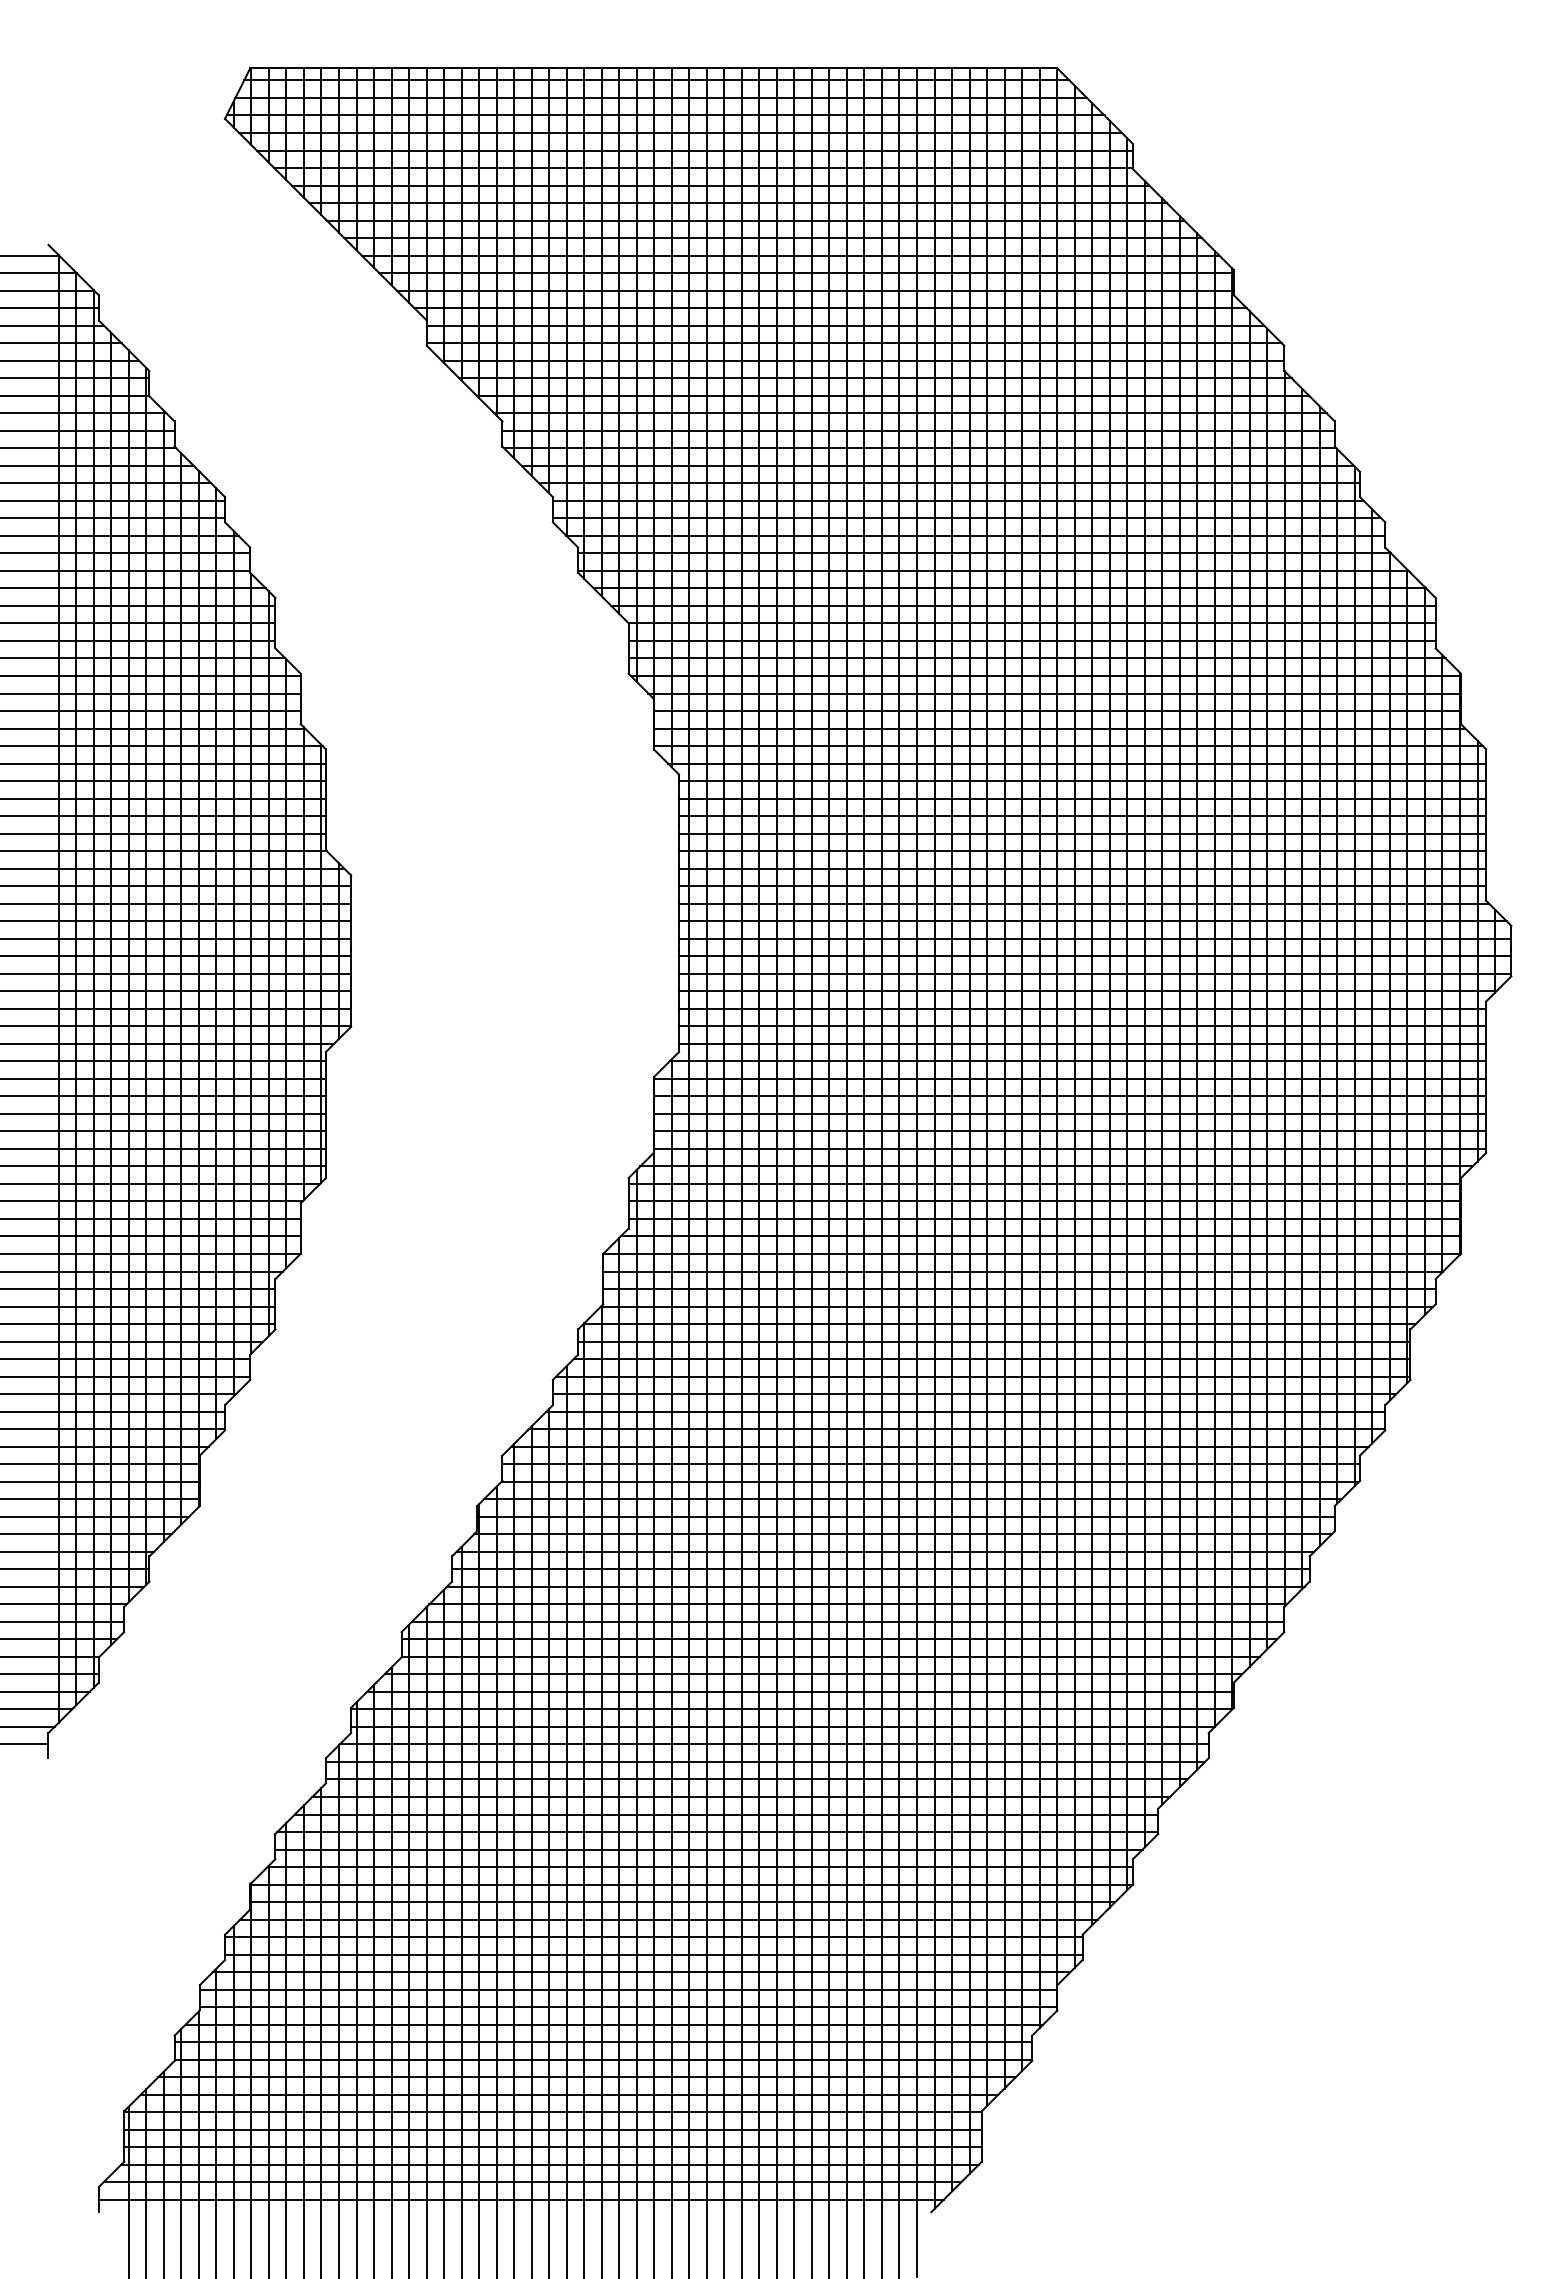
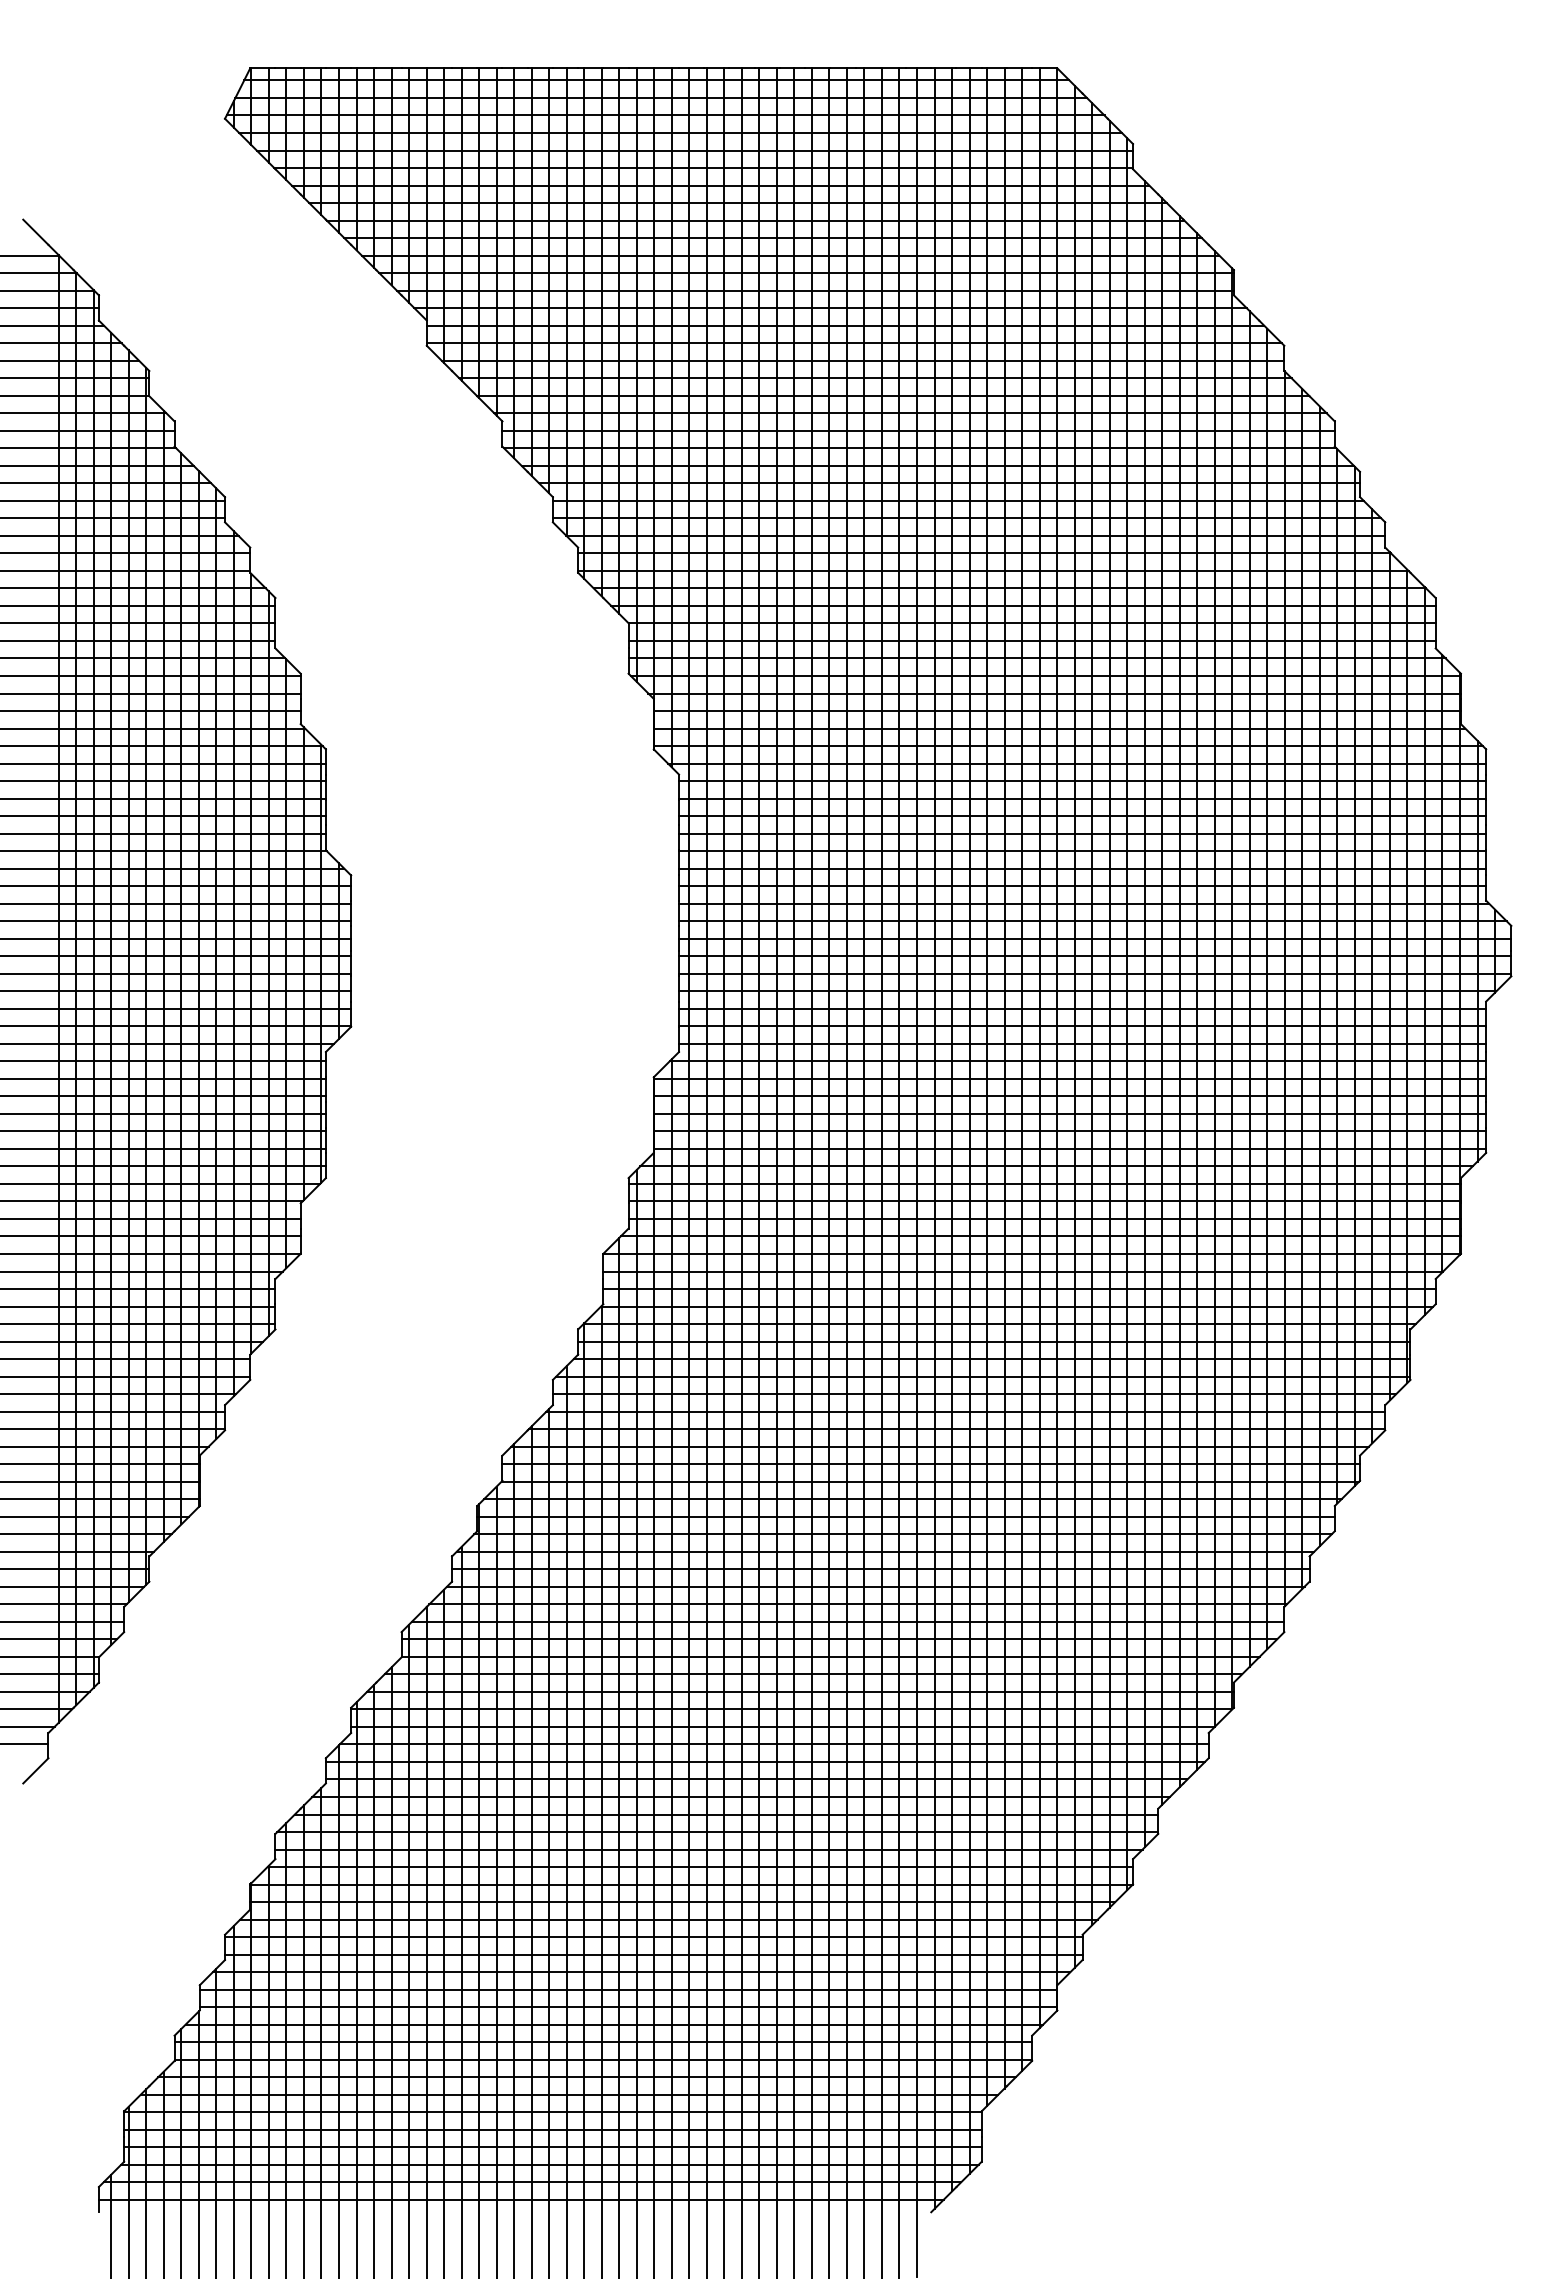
line: none -> present (35, 231)
line: none -> present (35, 1770)
line: none -> present (111, 2224)
